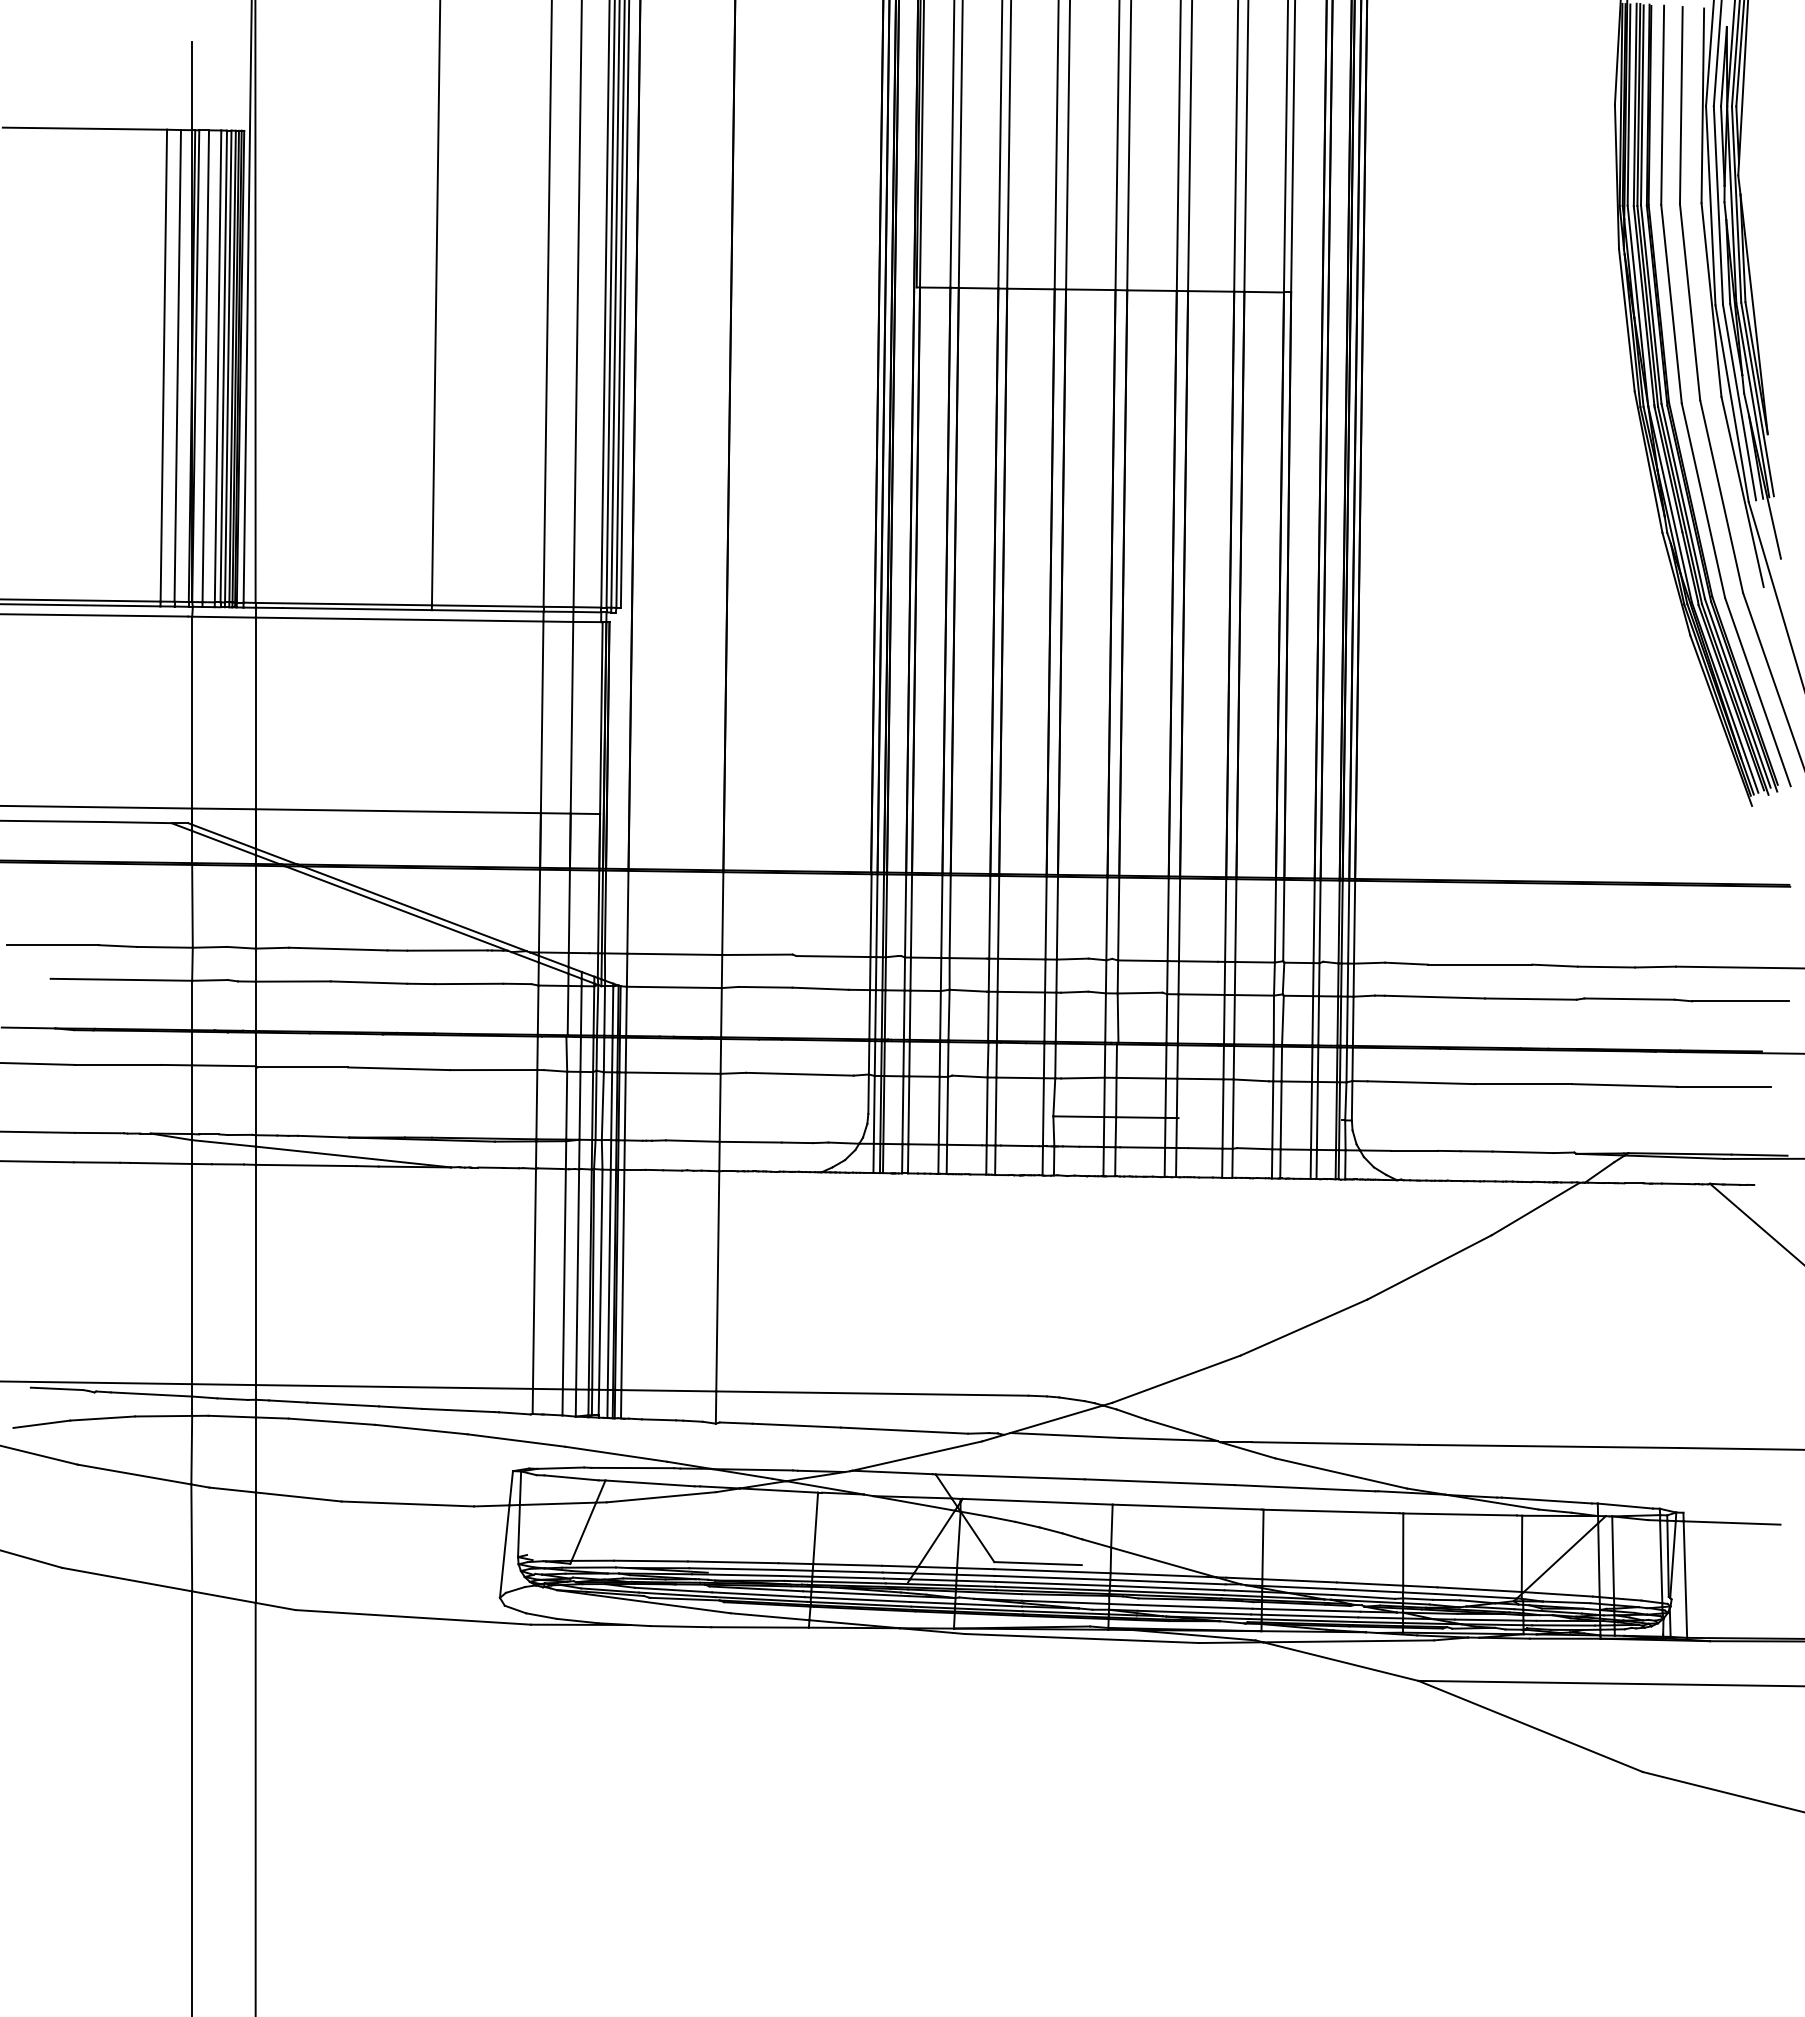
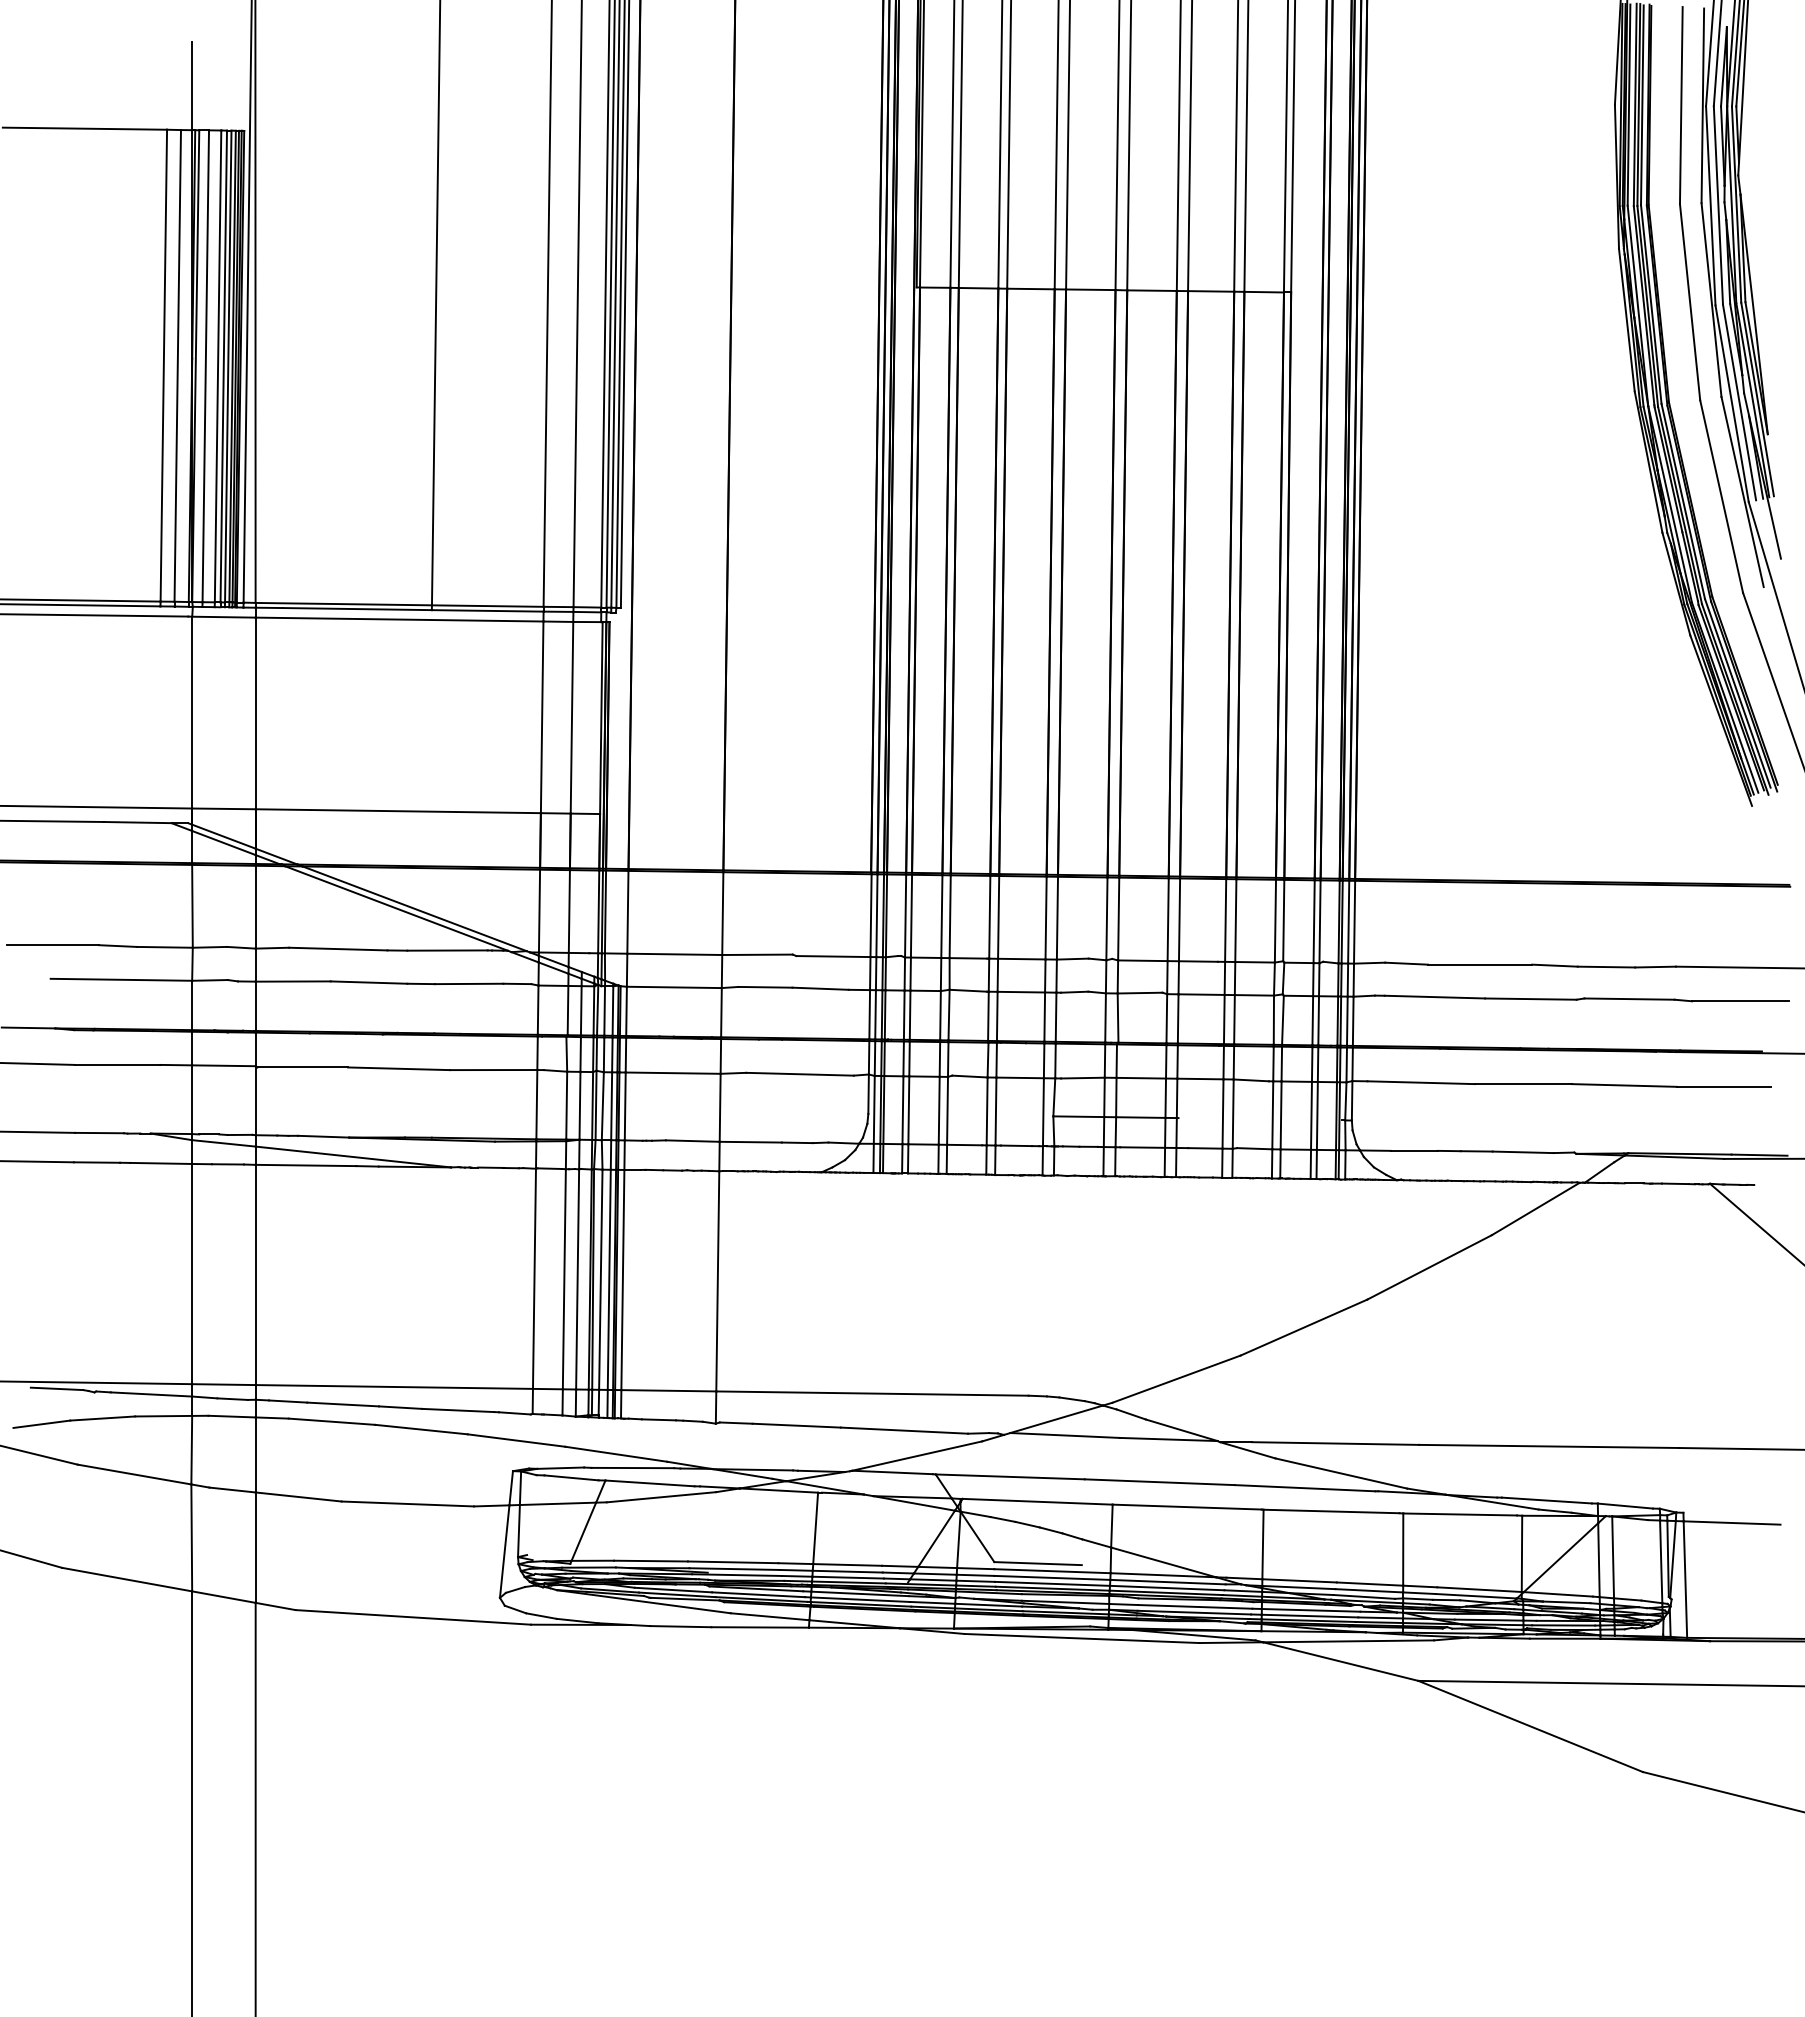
part: present -> none (1682, 397)
